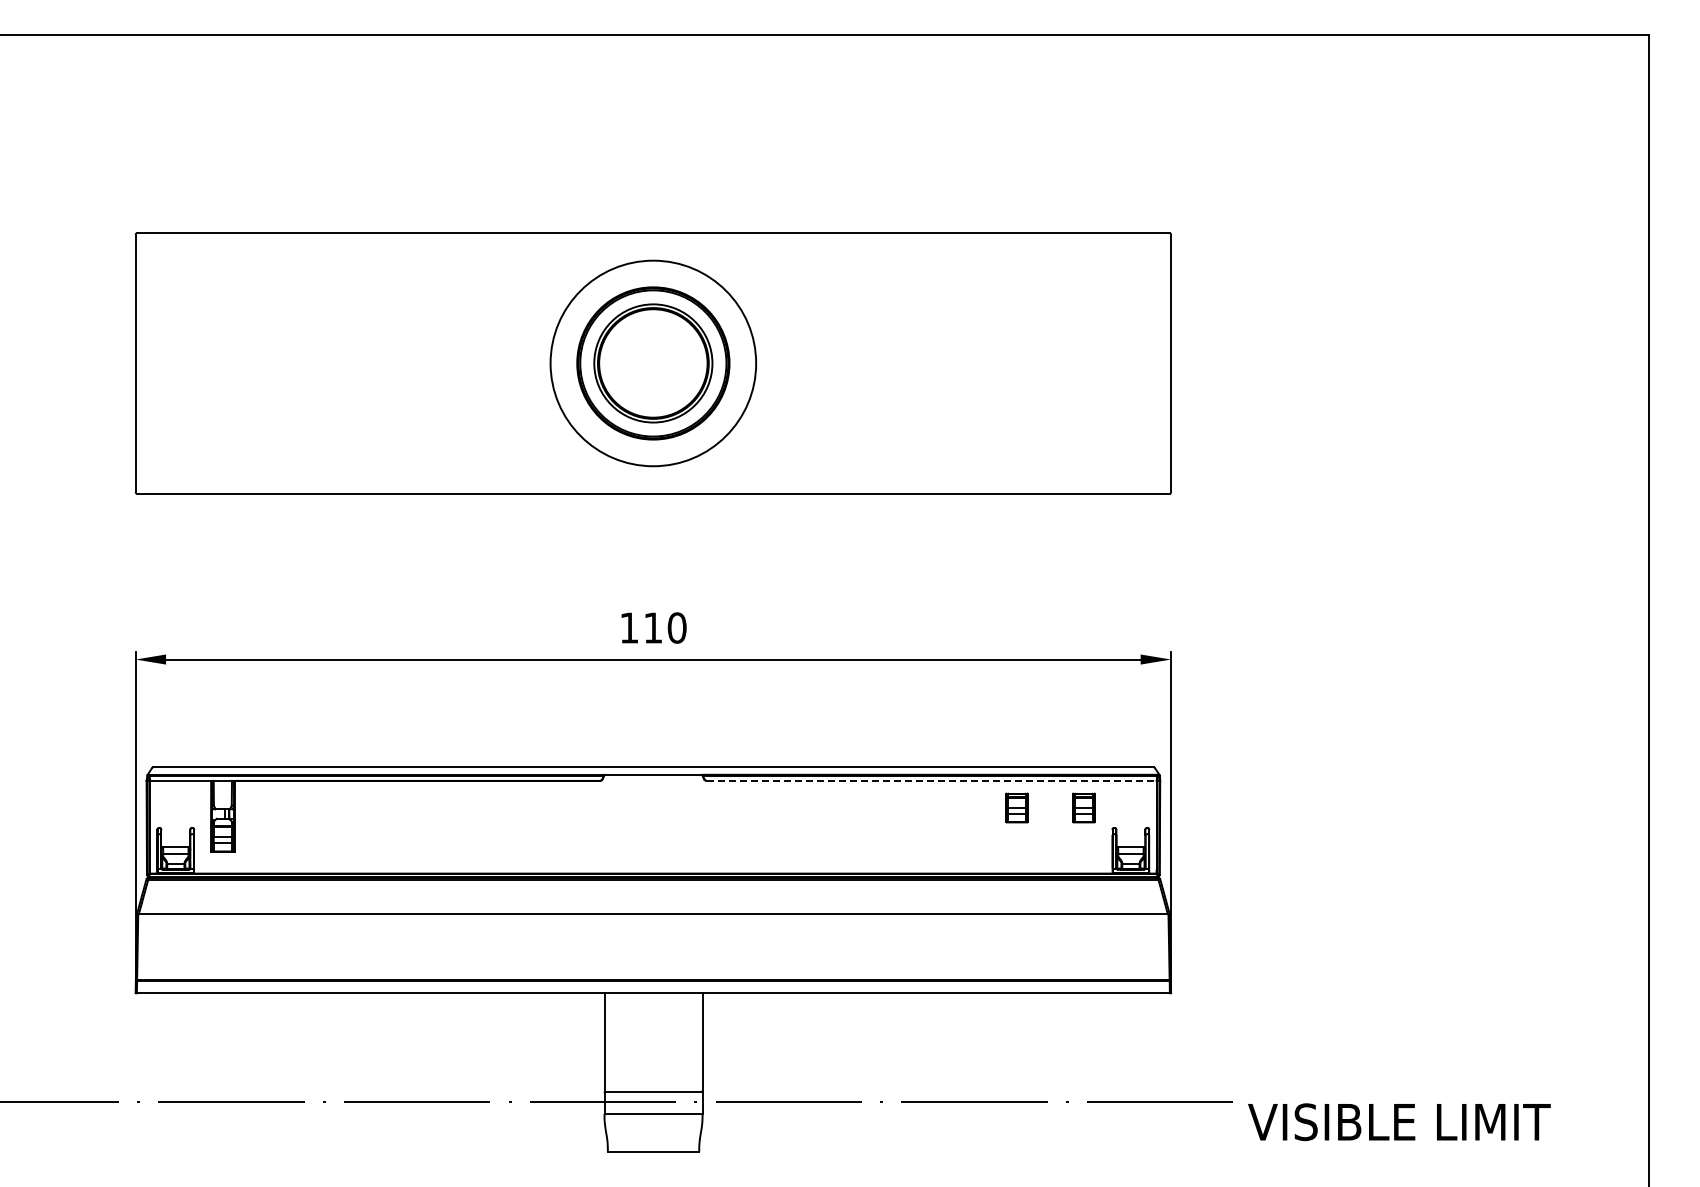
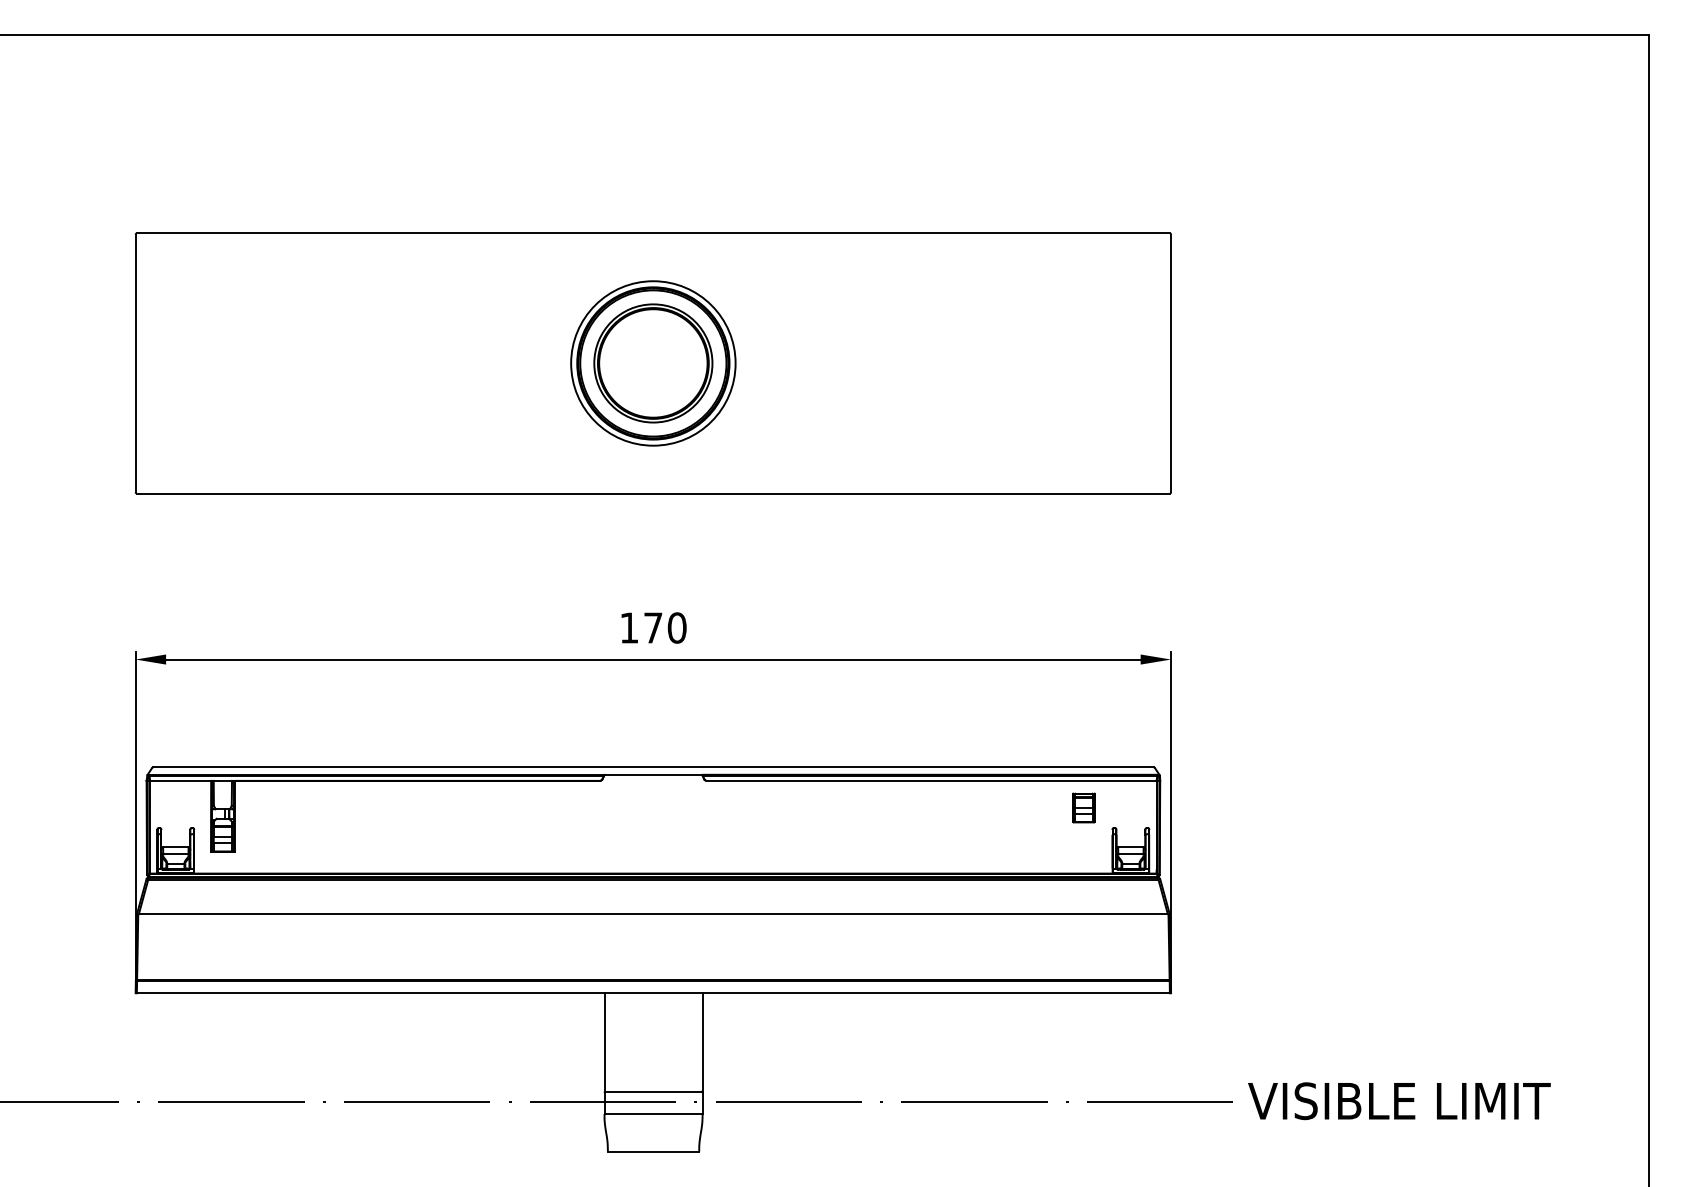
circle diameter: 206 px -> 164 px (653, 363)
text: 110 -> 170 (653, 627)
line: dashed -> solid (931, 780)
part: present -> none (1016, 807)
text position: (1399, 1122) -> (1399, 1101) (1399, 1101)
